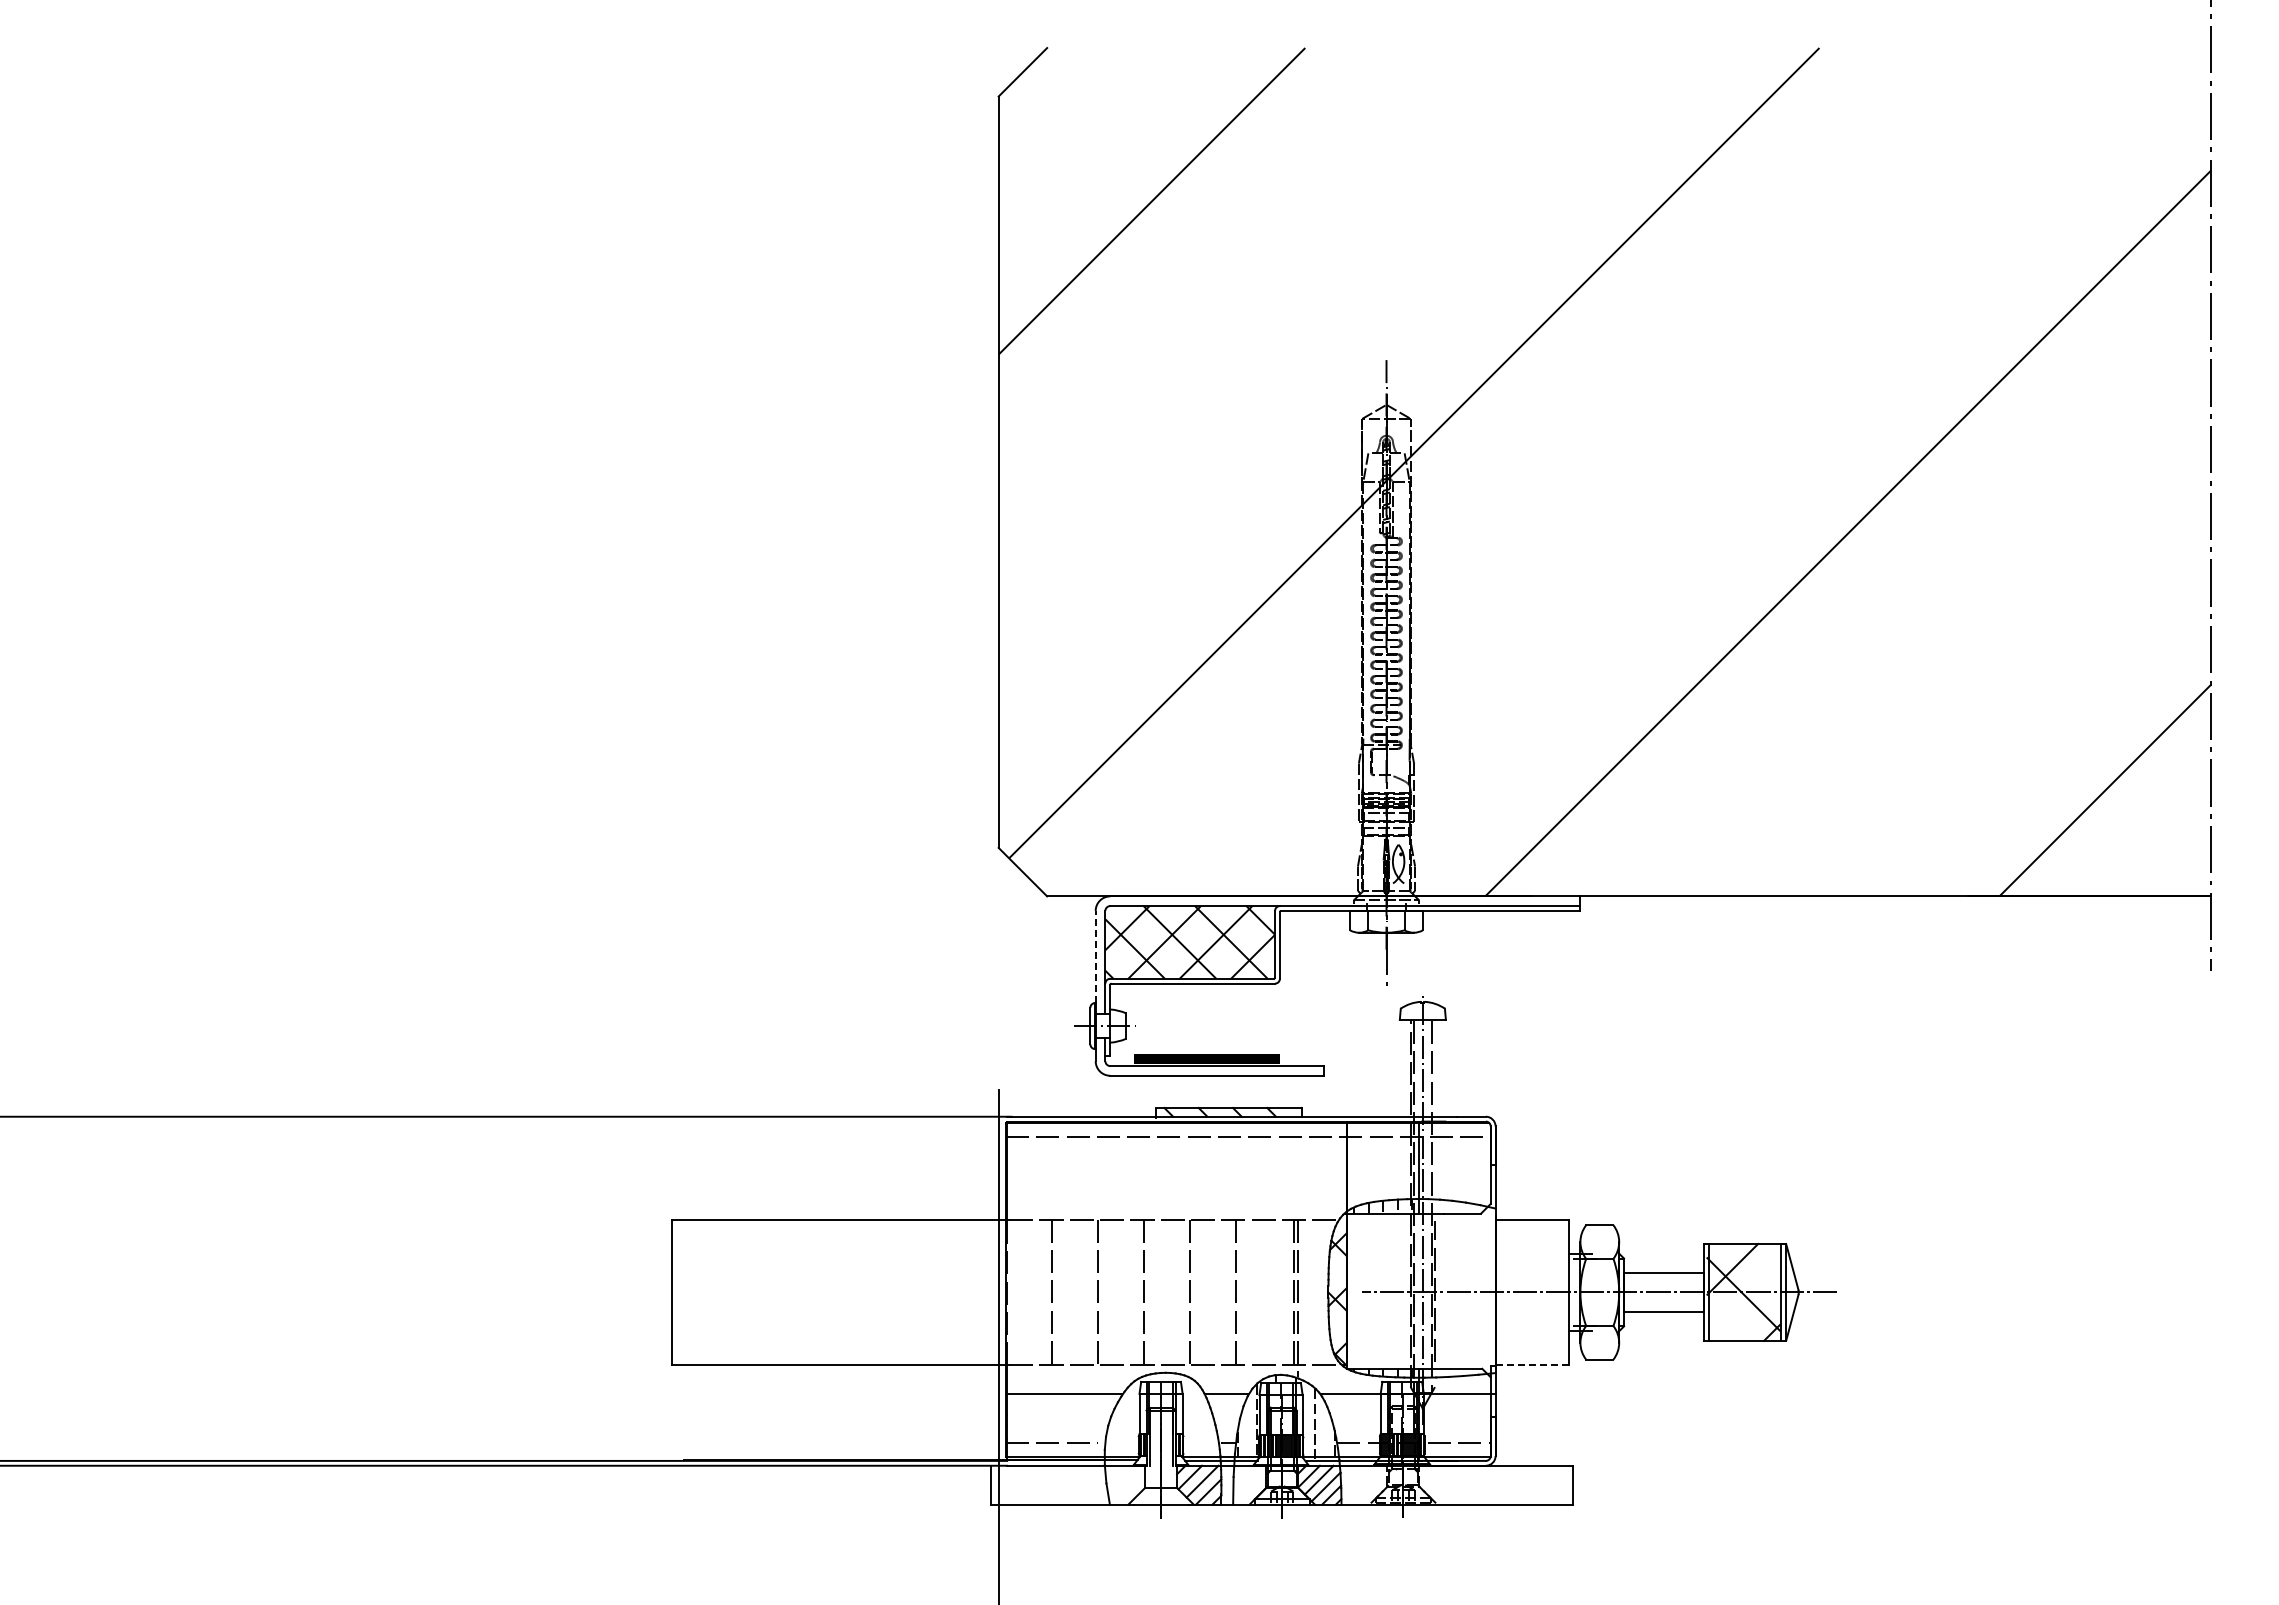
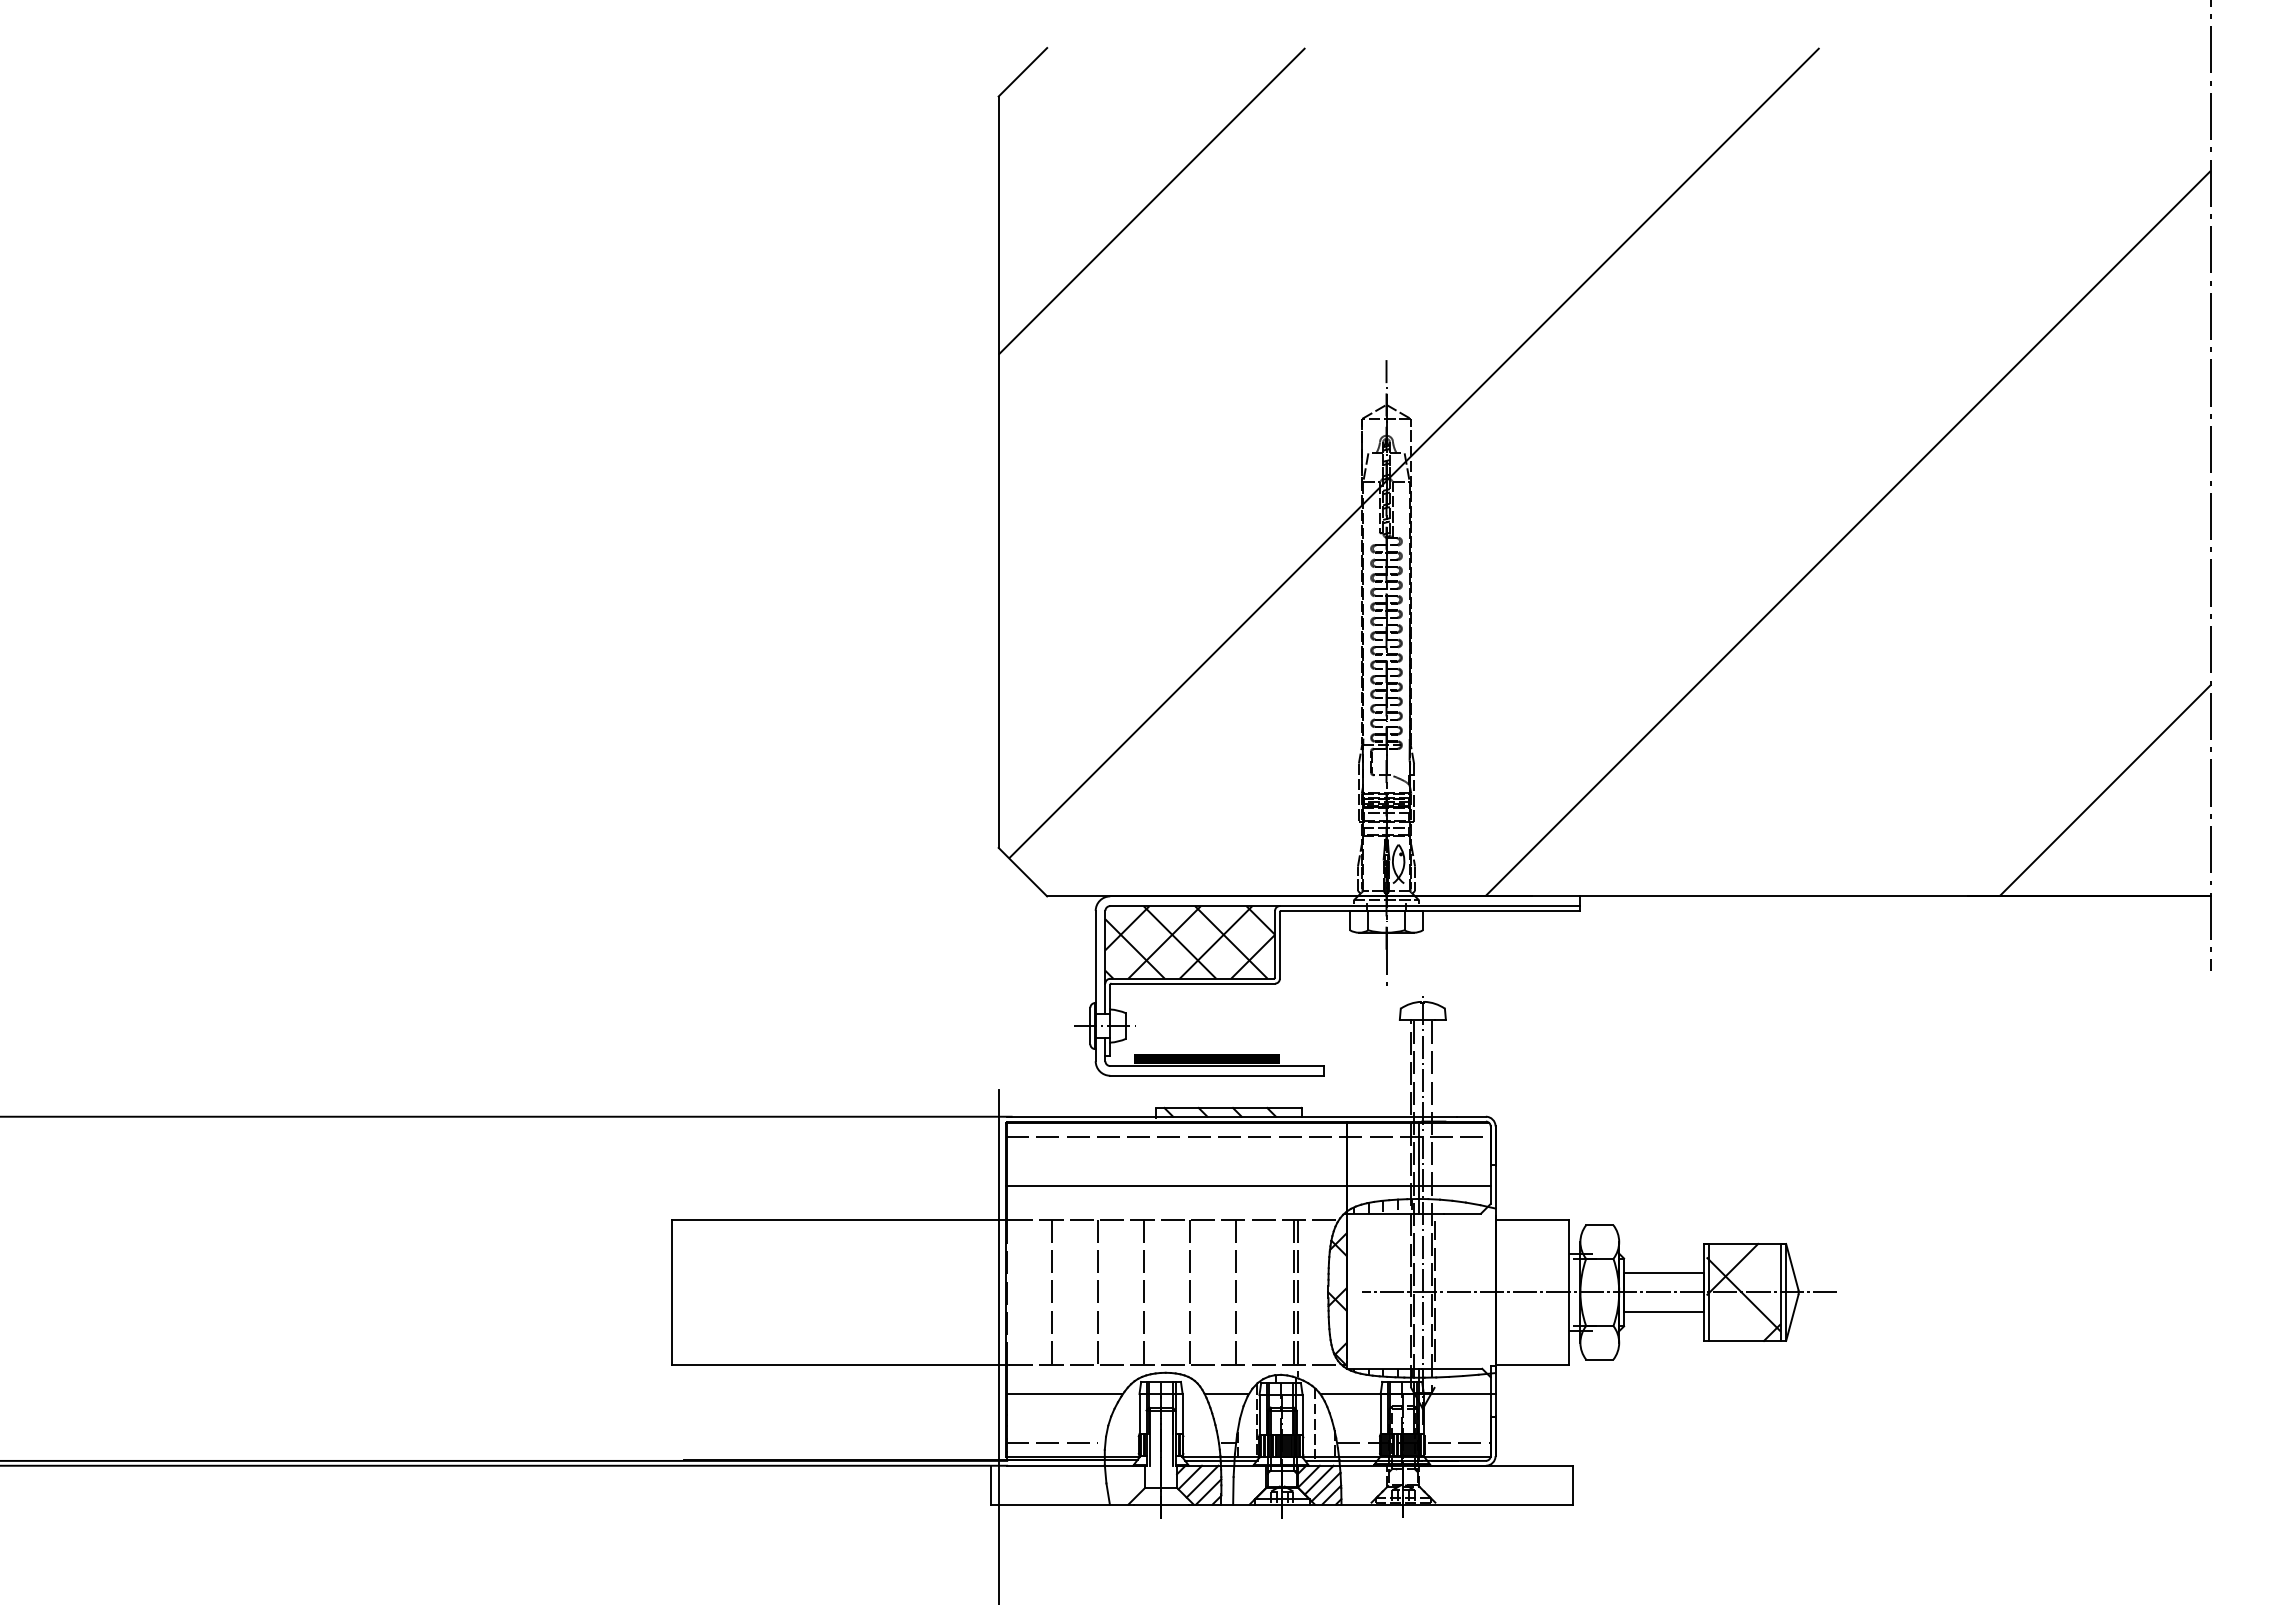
line: dashed -> solid (1095, 956)
line: none -> present (1247, 1185)
line: dashed -> solid (1532, 1365)
